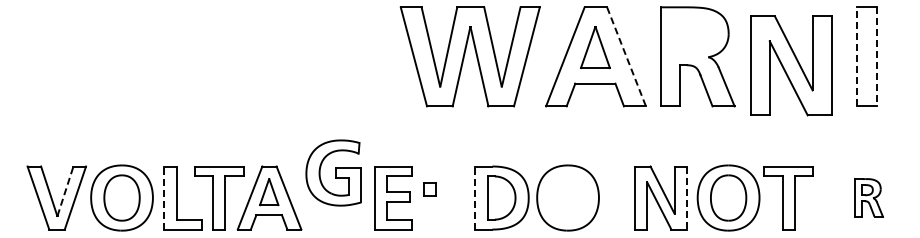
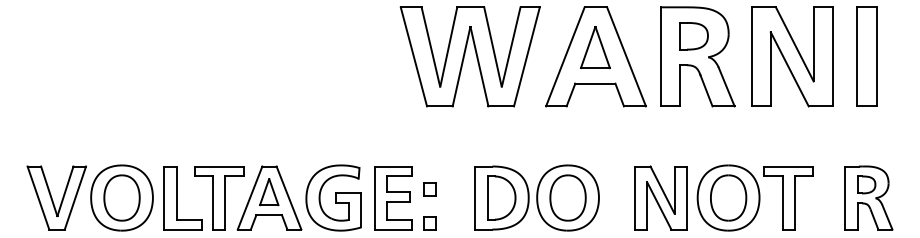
part: none -> present (693, 36)
line: dashed -> solid (856, 56)
line: dashed -> solid (876, 56)
line: dashed -> solid (626, 57)
part position: (791, 65) -> (792, 56) (792, 56)
part position: (333, 172) -> (333, 197) (333, 197)
line: dashed -> solid (65, 190)
part: none -> present (567, 197)
part size: 30x40 px -> 50x66 px (868, 197)
line: dashed -> solid (164, 198)
line: dashed -> solid (475, 198)
line: dashed -> solid (686, 198)
part: none -> present (429, 223)
